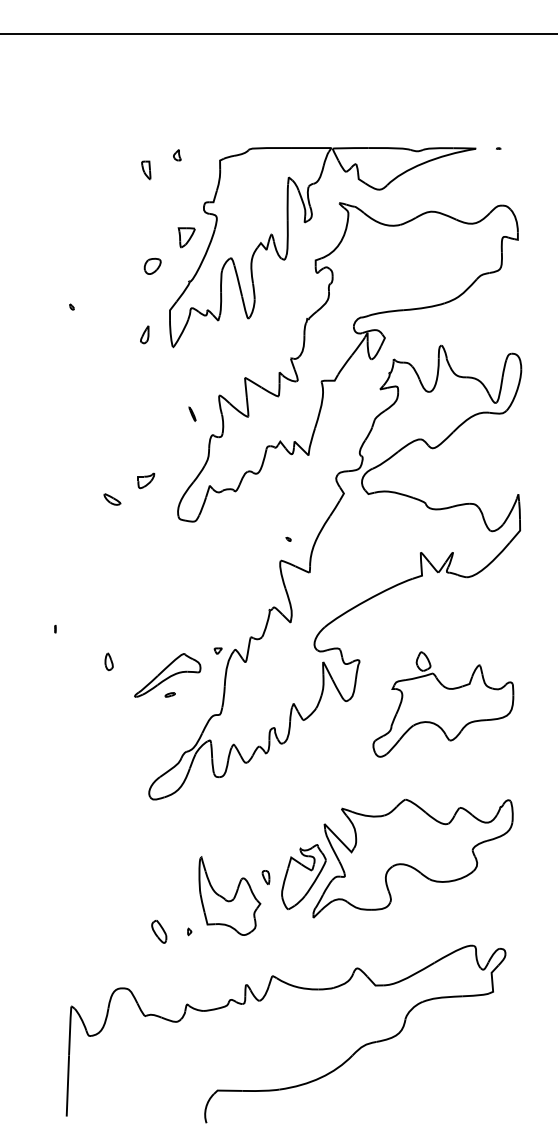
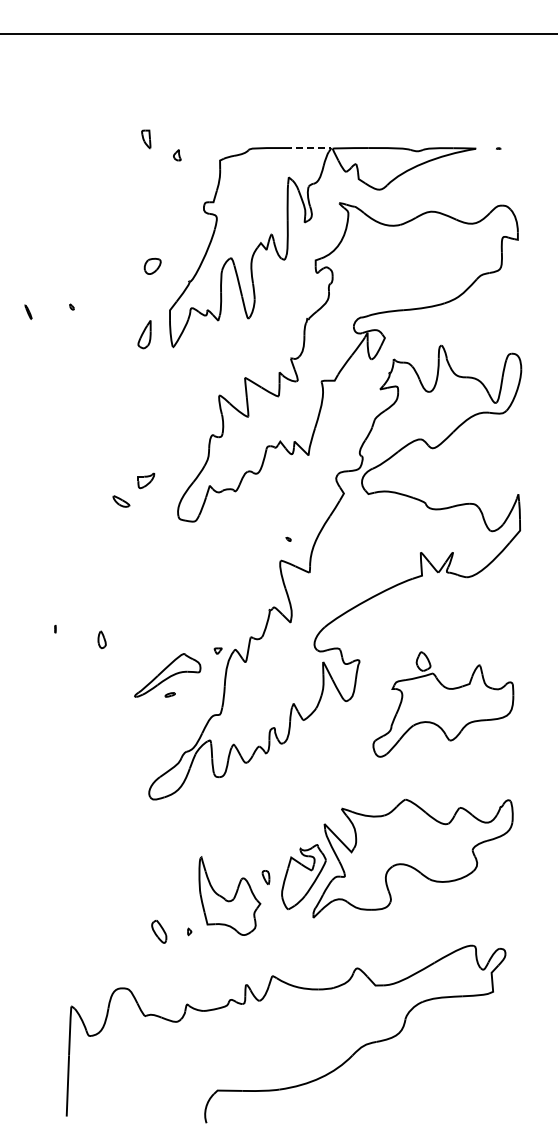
line: solid -> dashed (313, 148)
part position: (146, 170) -> (146, 139) (146, 139)
part: present -> none (186, 237)
part size: 10x20 px -> 15x30 px (144, 334)
part position: (192, 413) -> (28, 311) (28, 311)
part position: (112, 499) -> (121, 501) (121, 501)
part position: (108, 661) -> (101, 639) (101, 639)
